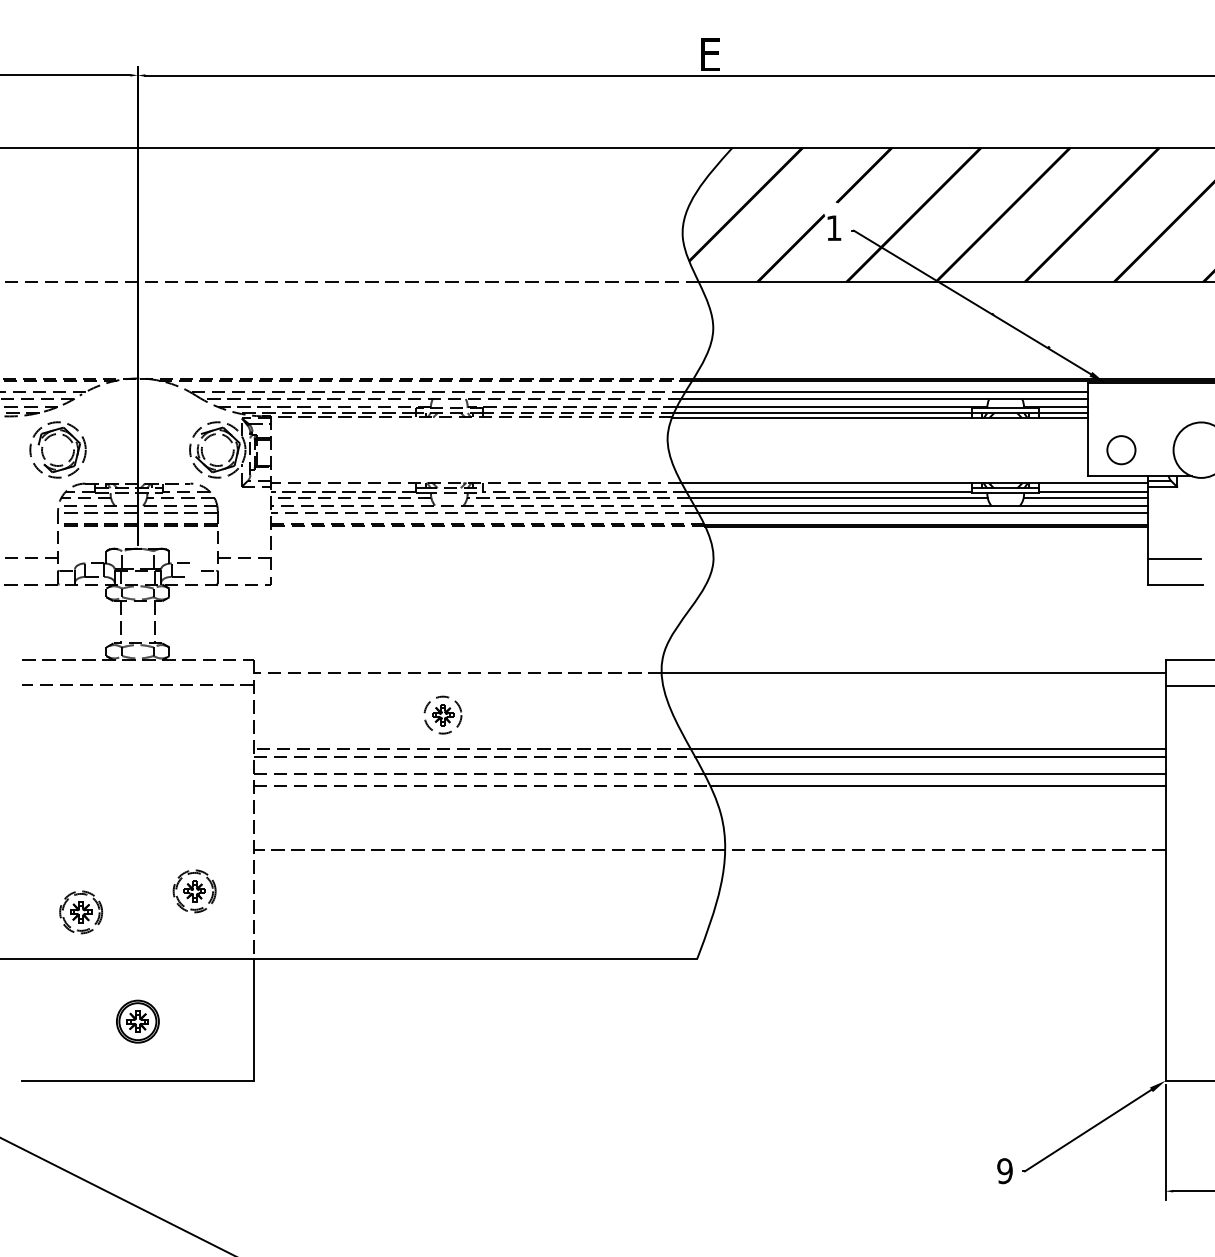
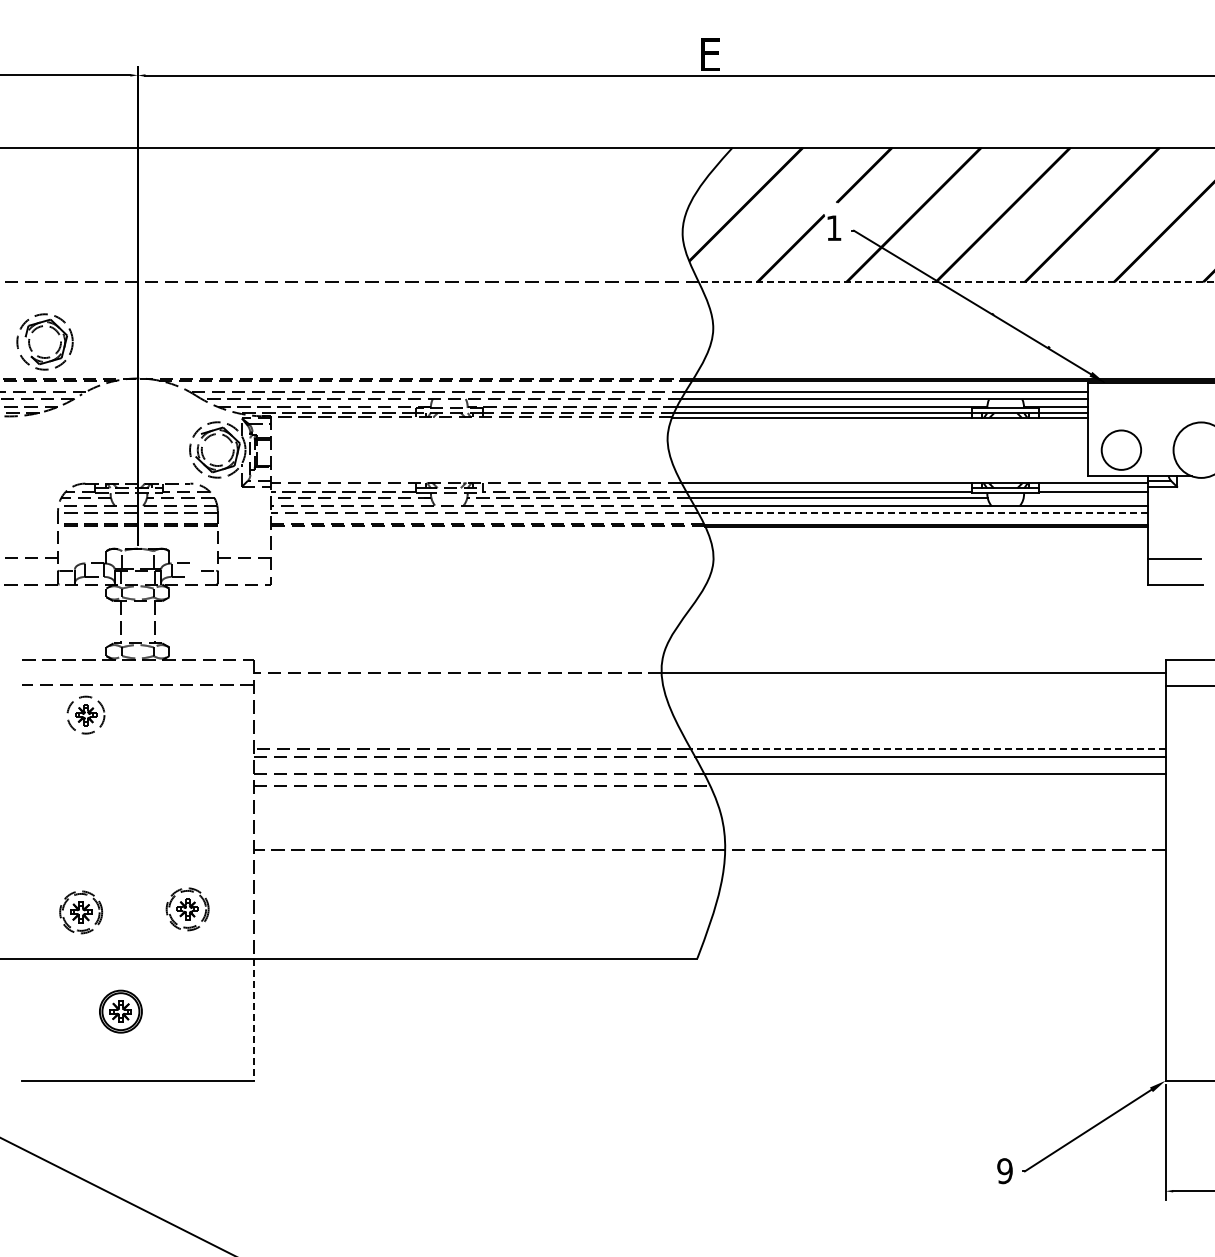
line: solid -> dashed (956, 282)
part position: (55, 435) -> (42, 327) (42, 327)
circle diameter: 28 px -> 39 px (1121, 449)
line: present -> none (1085, 498)
line: solid -> dashed (923, 513)
part position: (442, 714) -> (85, 714) (85, 714)
line: solid -> dashed (927, 748)
line: present -> none (937, 786)
part position: (194, 891) -> (187, 909) (187, 909)
line: solid -> dashed (253, 1020)
part position: (137, 1021) -> (120, 1011) (120, 1011)
